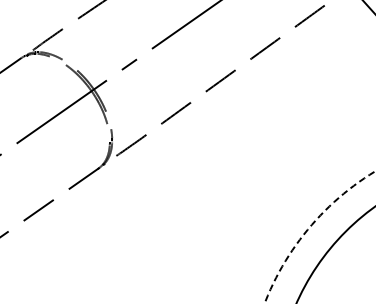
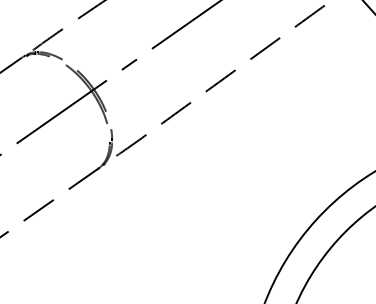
circle: dashed -> solid (319, 237)
